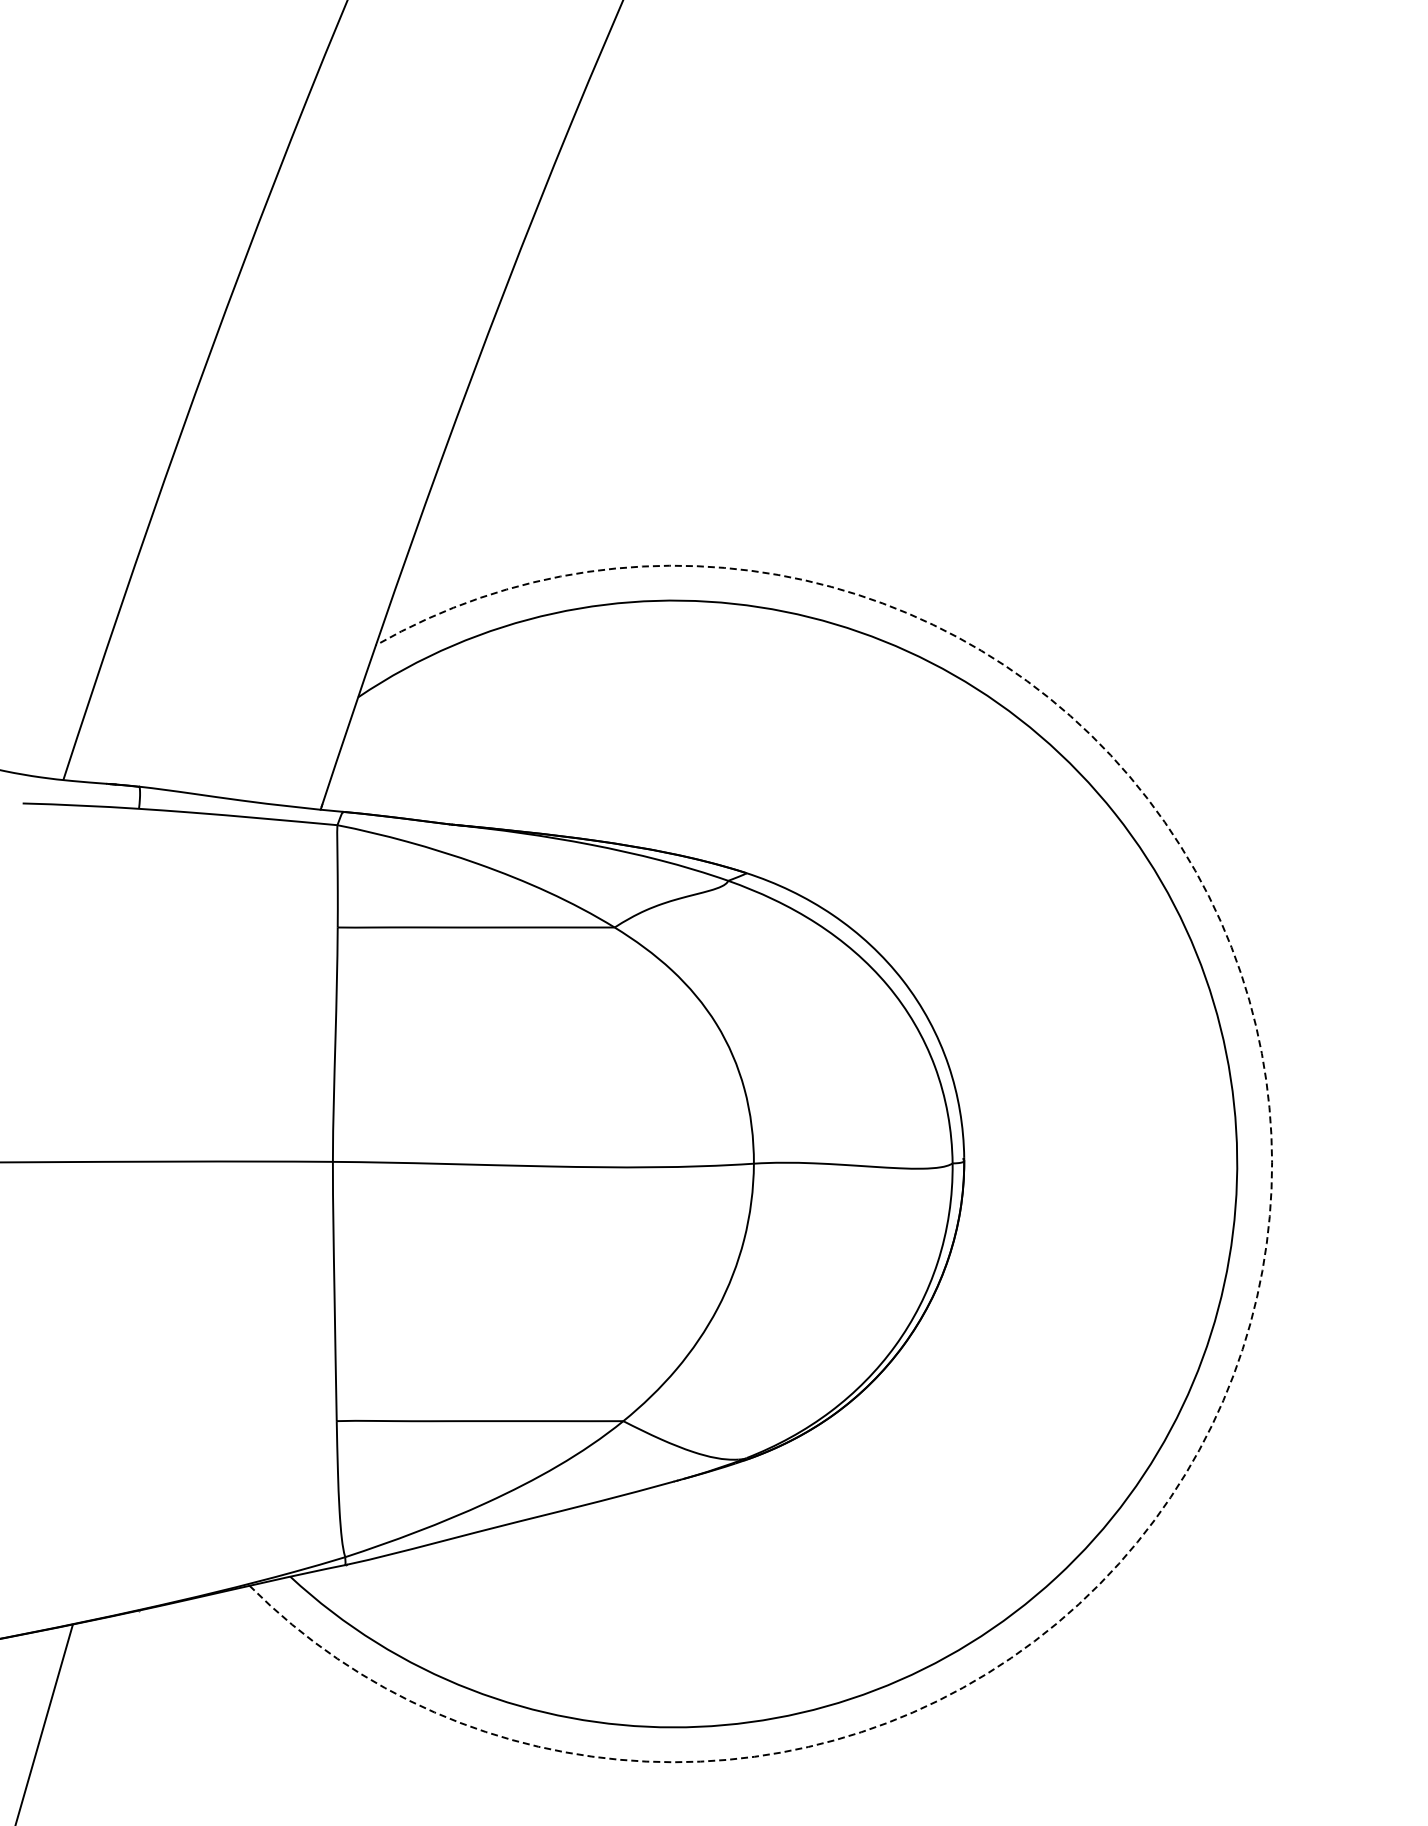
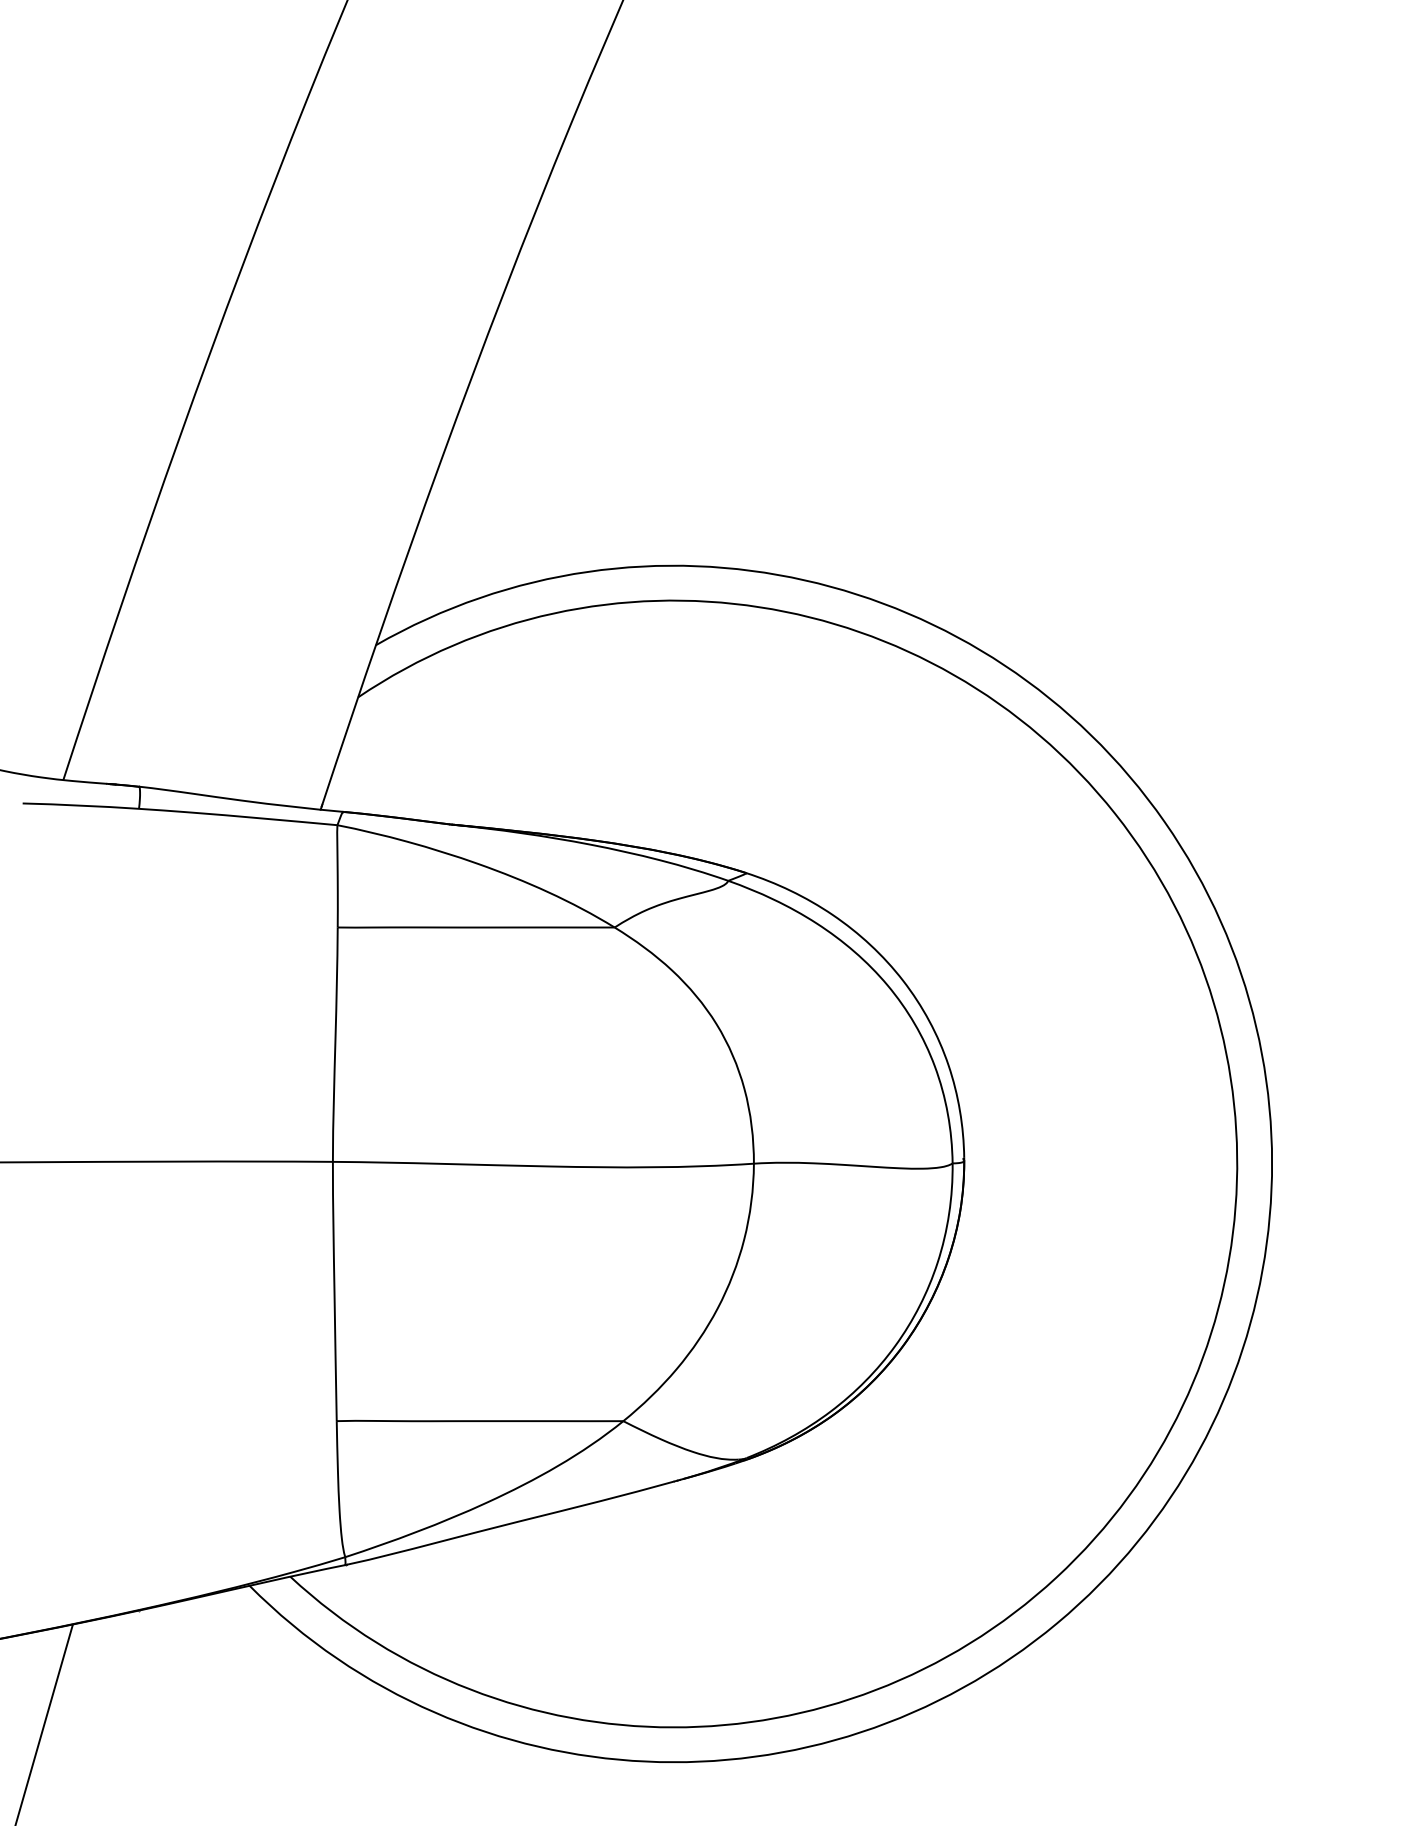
arc: dashed -> solid (1266, 1243)
